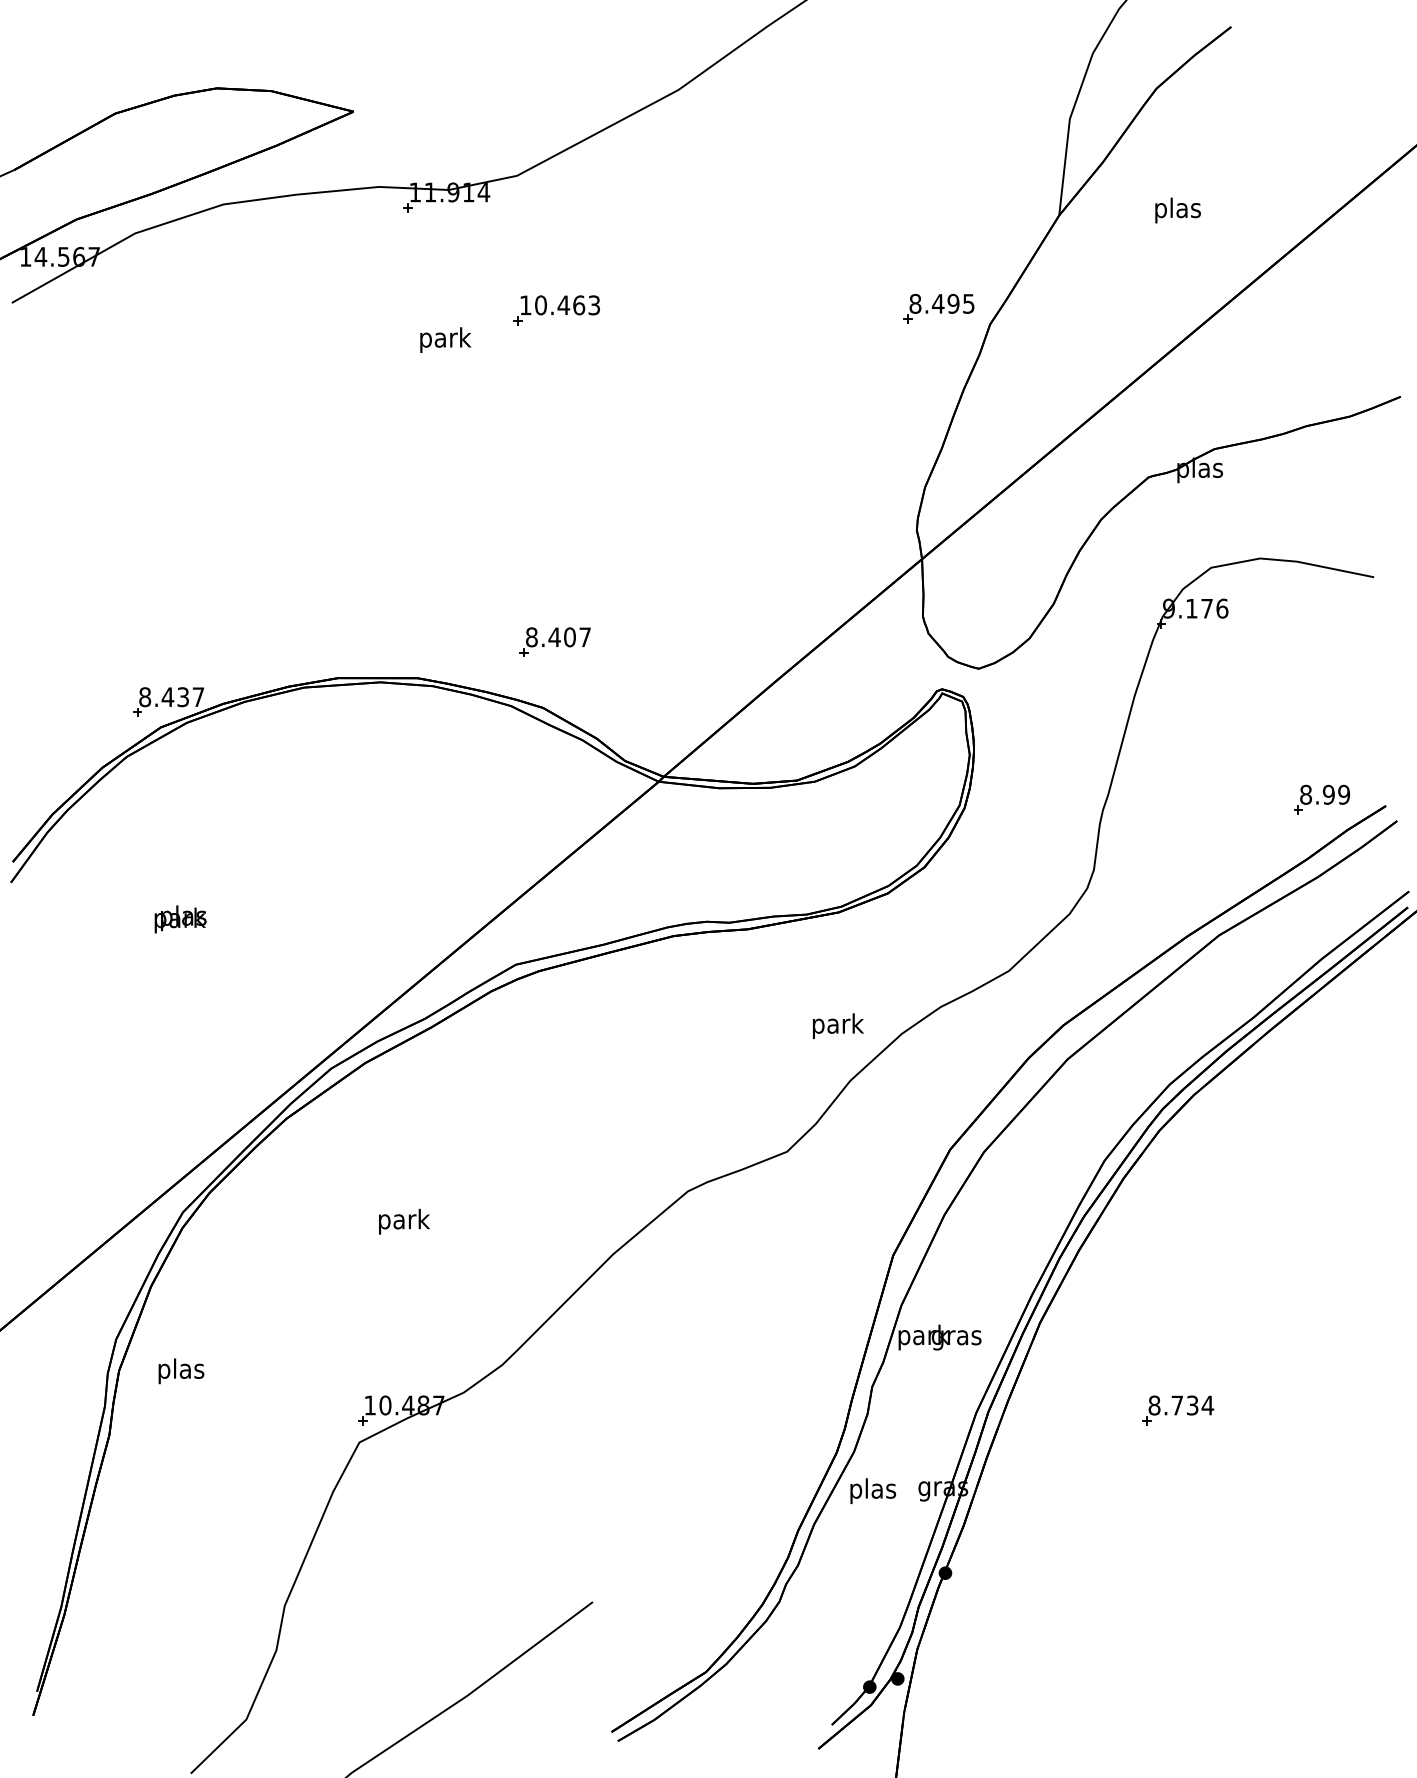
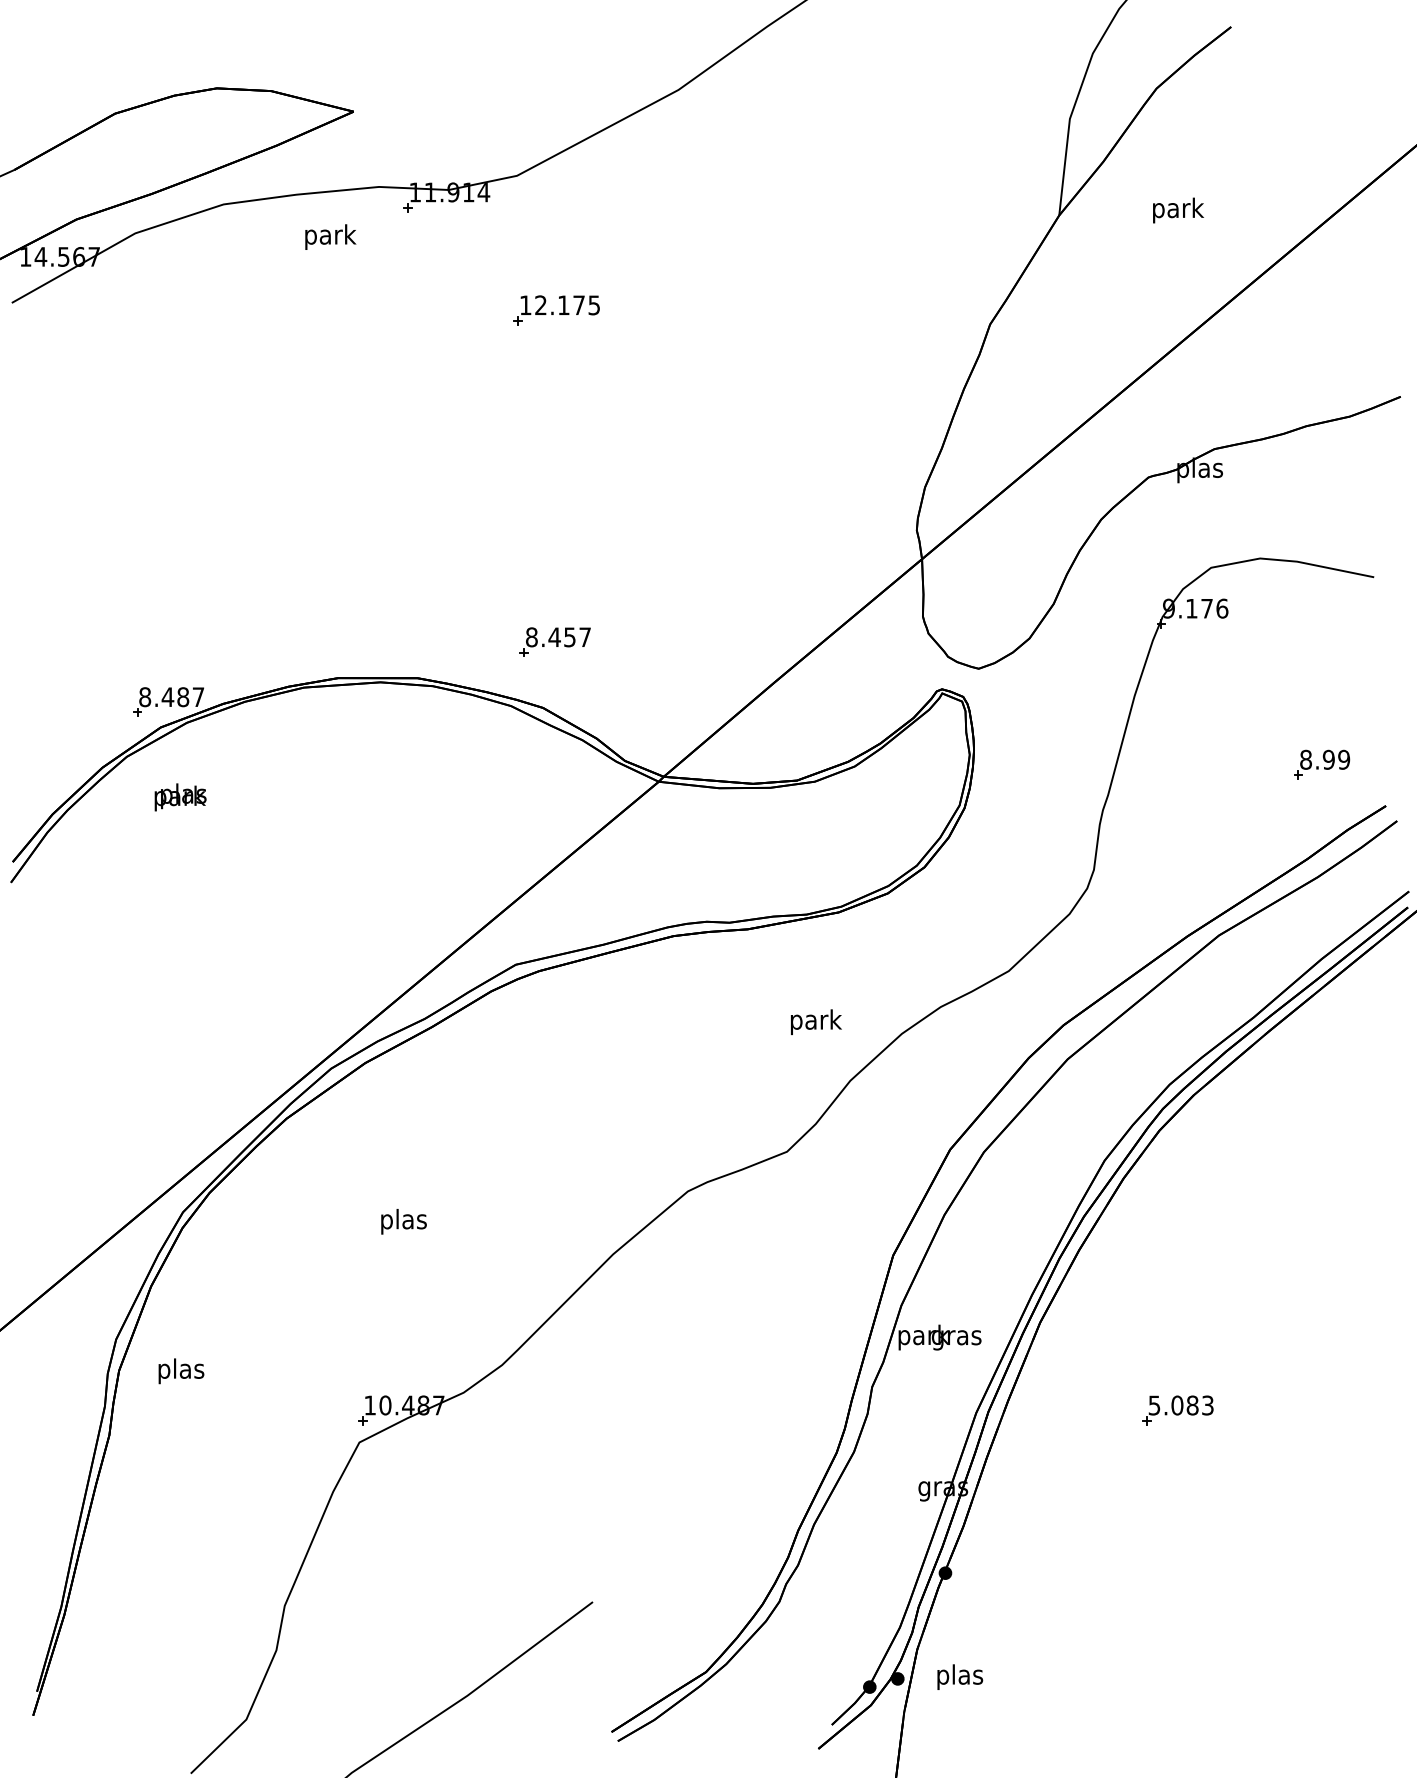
text: plas -> park (1178, 210)
text: 10.463 -> 12.175 (567, 305)
part: present -> none (938, 308)
text position: (445, 339) -> (330, 236) (330, 236)
text: 8.407 -> 8.457 (569, 637)
text: 8.437 -> 8.487 (183, 697)
part position: (1322, 799) -> (1322, 764) (1322, 764)
text position: (180, 919) -> (180, 797) (180, 797)
text position: (838, 1025) -> (816, 1021) (816, 1021)
text: park -> plas (404, 1221)
text: 8.734 -> 5.083 (1181, 1405)
text position: (873, 1490) -> (960, 1676) (960, 1676)
